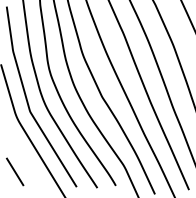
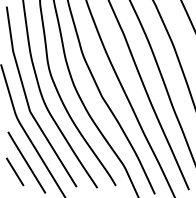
line: none -> present (26, 162)
